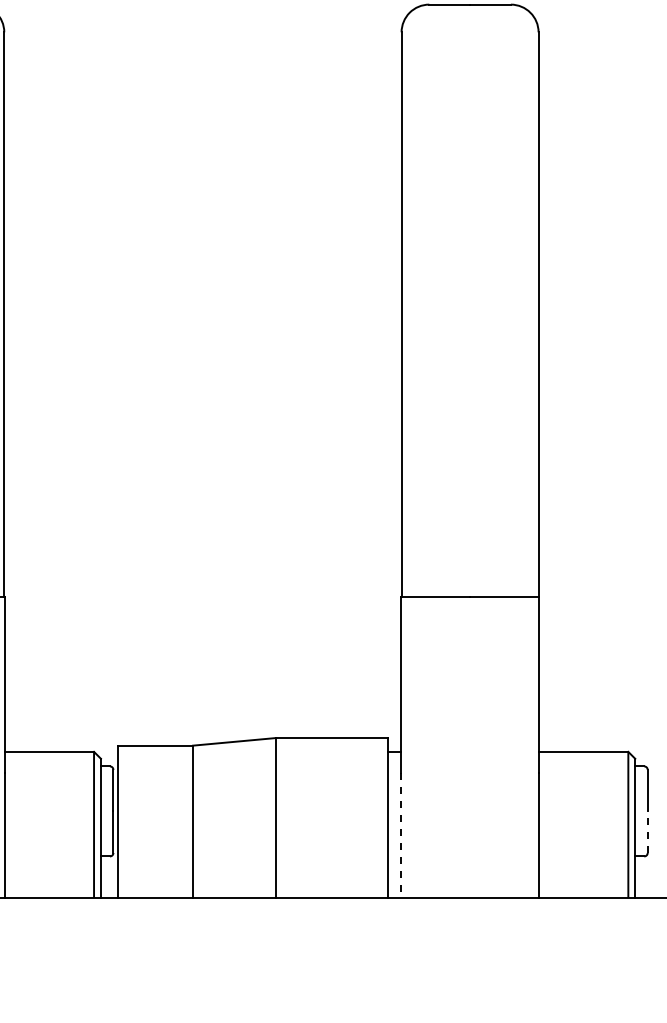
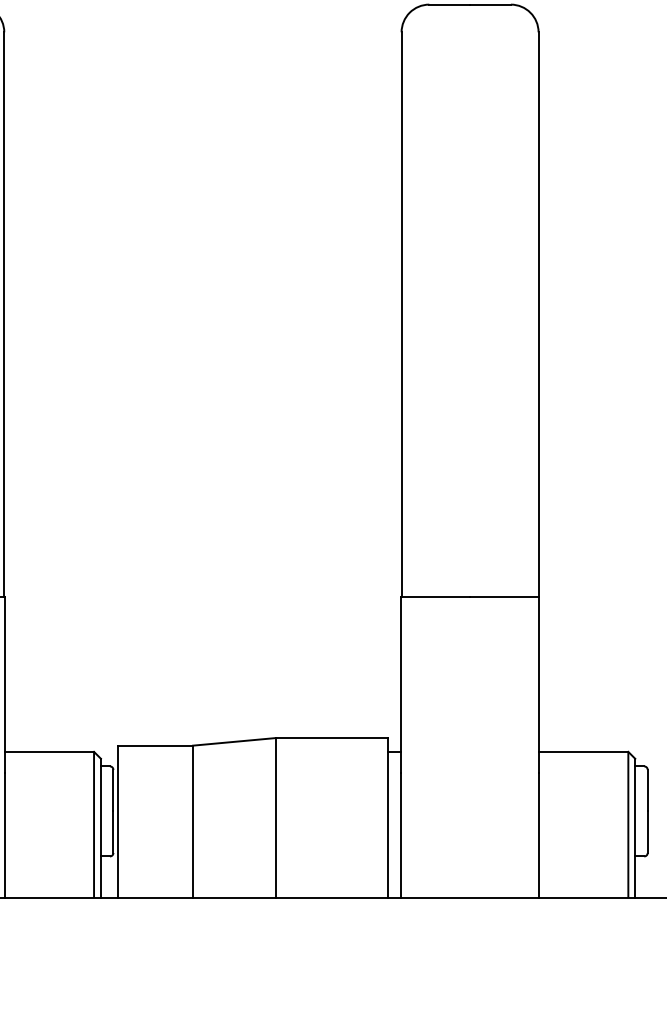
line: dashed -> solid (647, 832)
line: dashed -> solid (400, 836)
